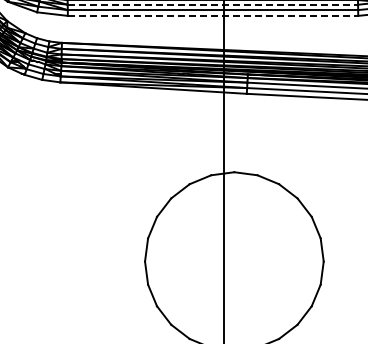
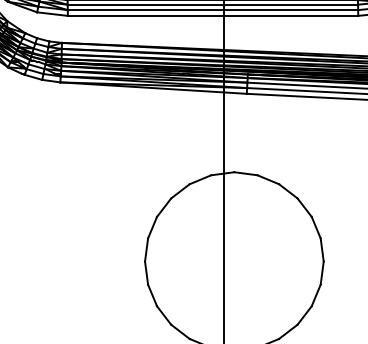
line: dashed -> solid (213, 4)
line: dashed -> solid (213, 15)
